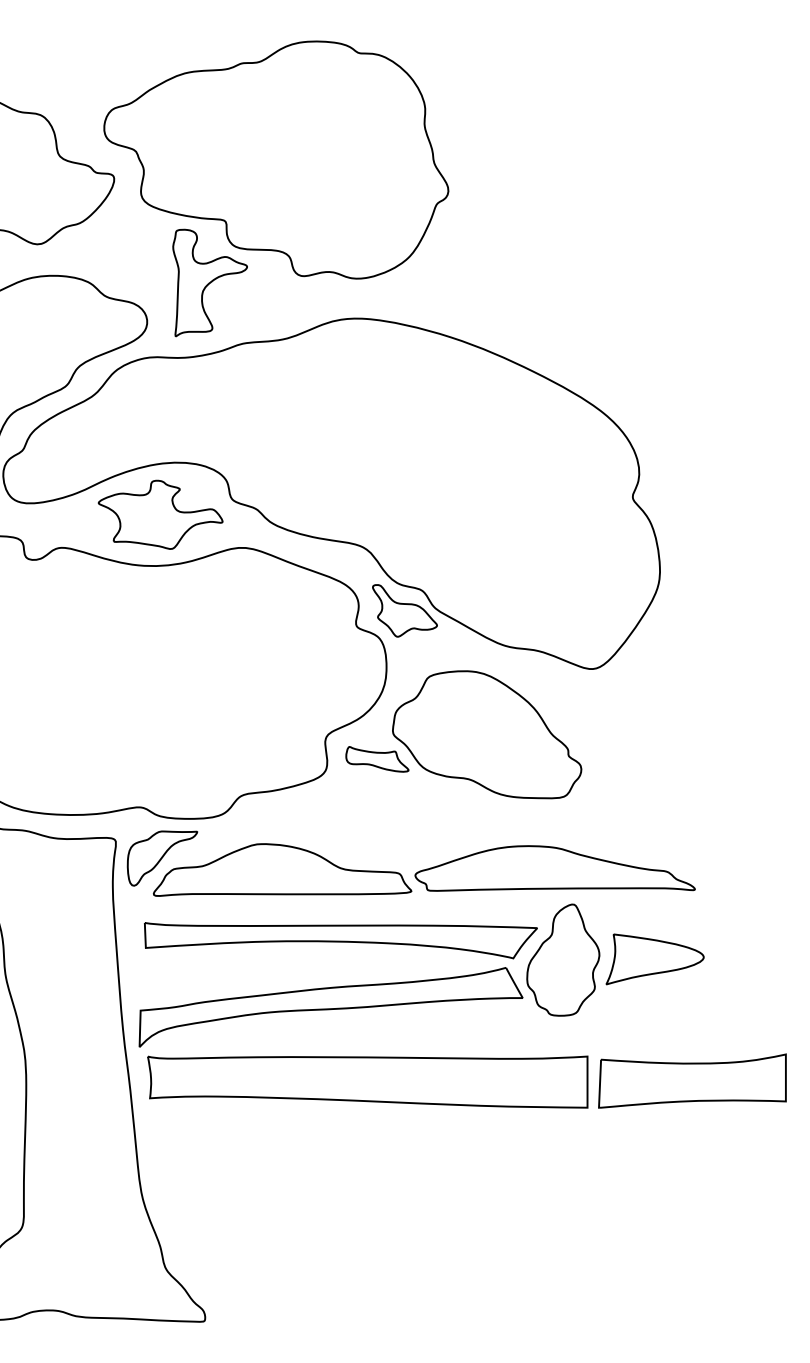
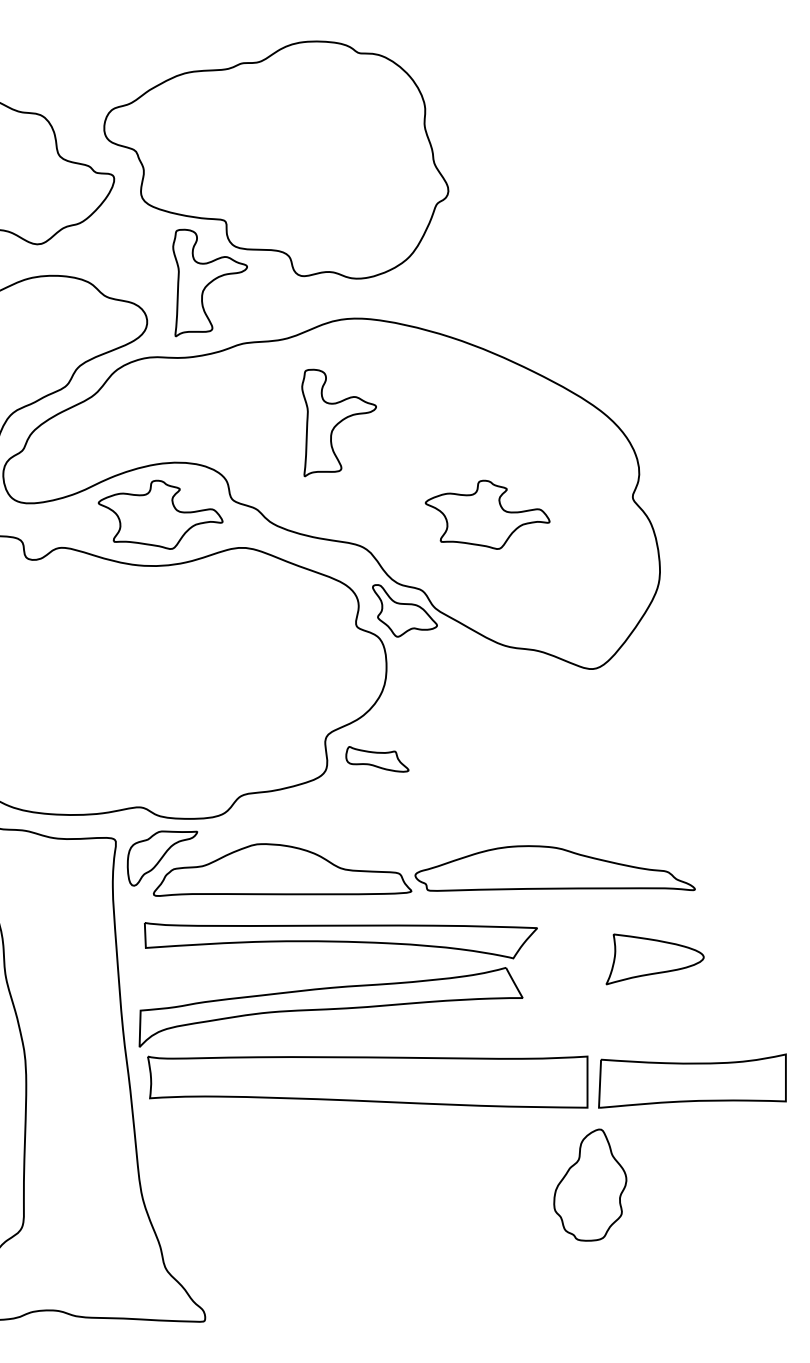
part: none -> present (338, 422)
part: none -> present (487, 514)
part: present -> none (487, 734)
part position: (563, 959) -> (590, 1184) (590, 1184)
